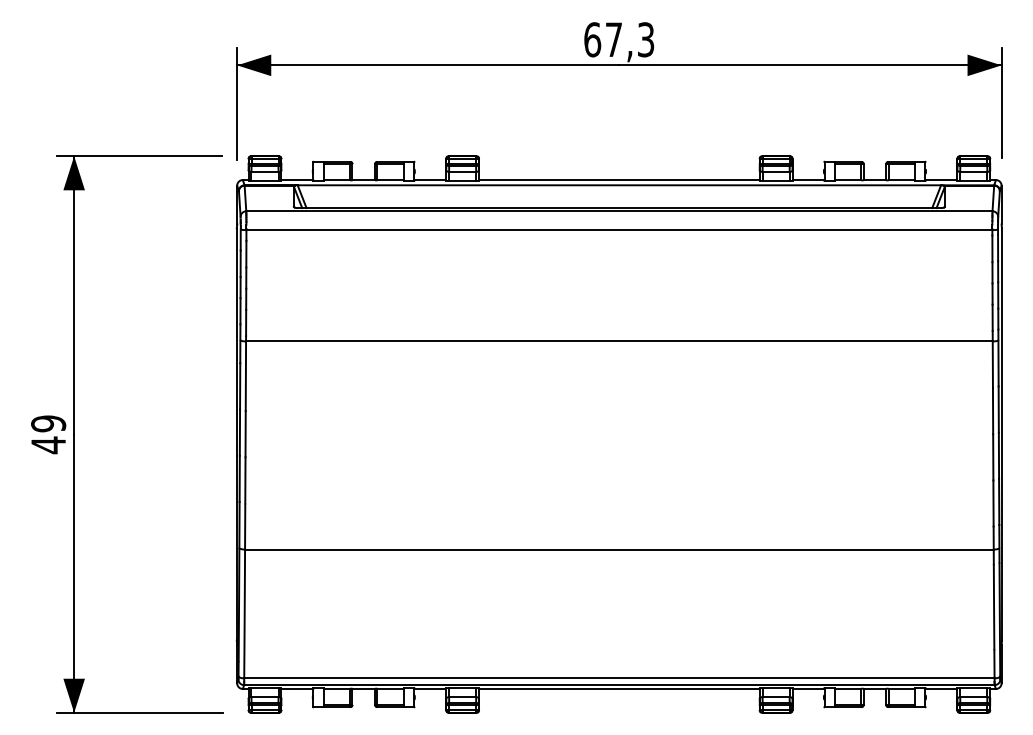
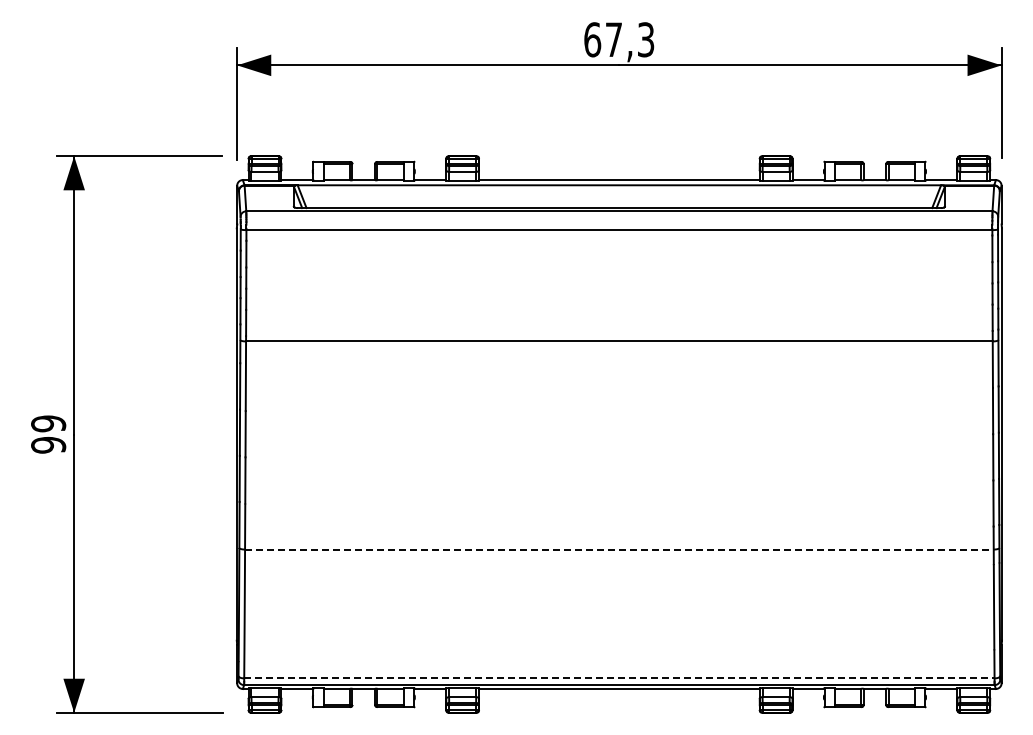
text: 49 -> 99 (48, 445)
line: solid -> dashed (619, 549)
line: solid -> dashed (619, 678)
